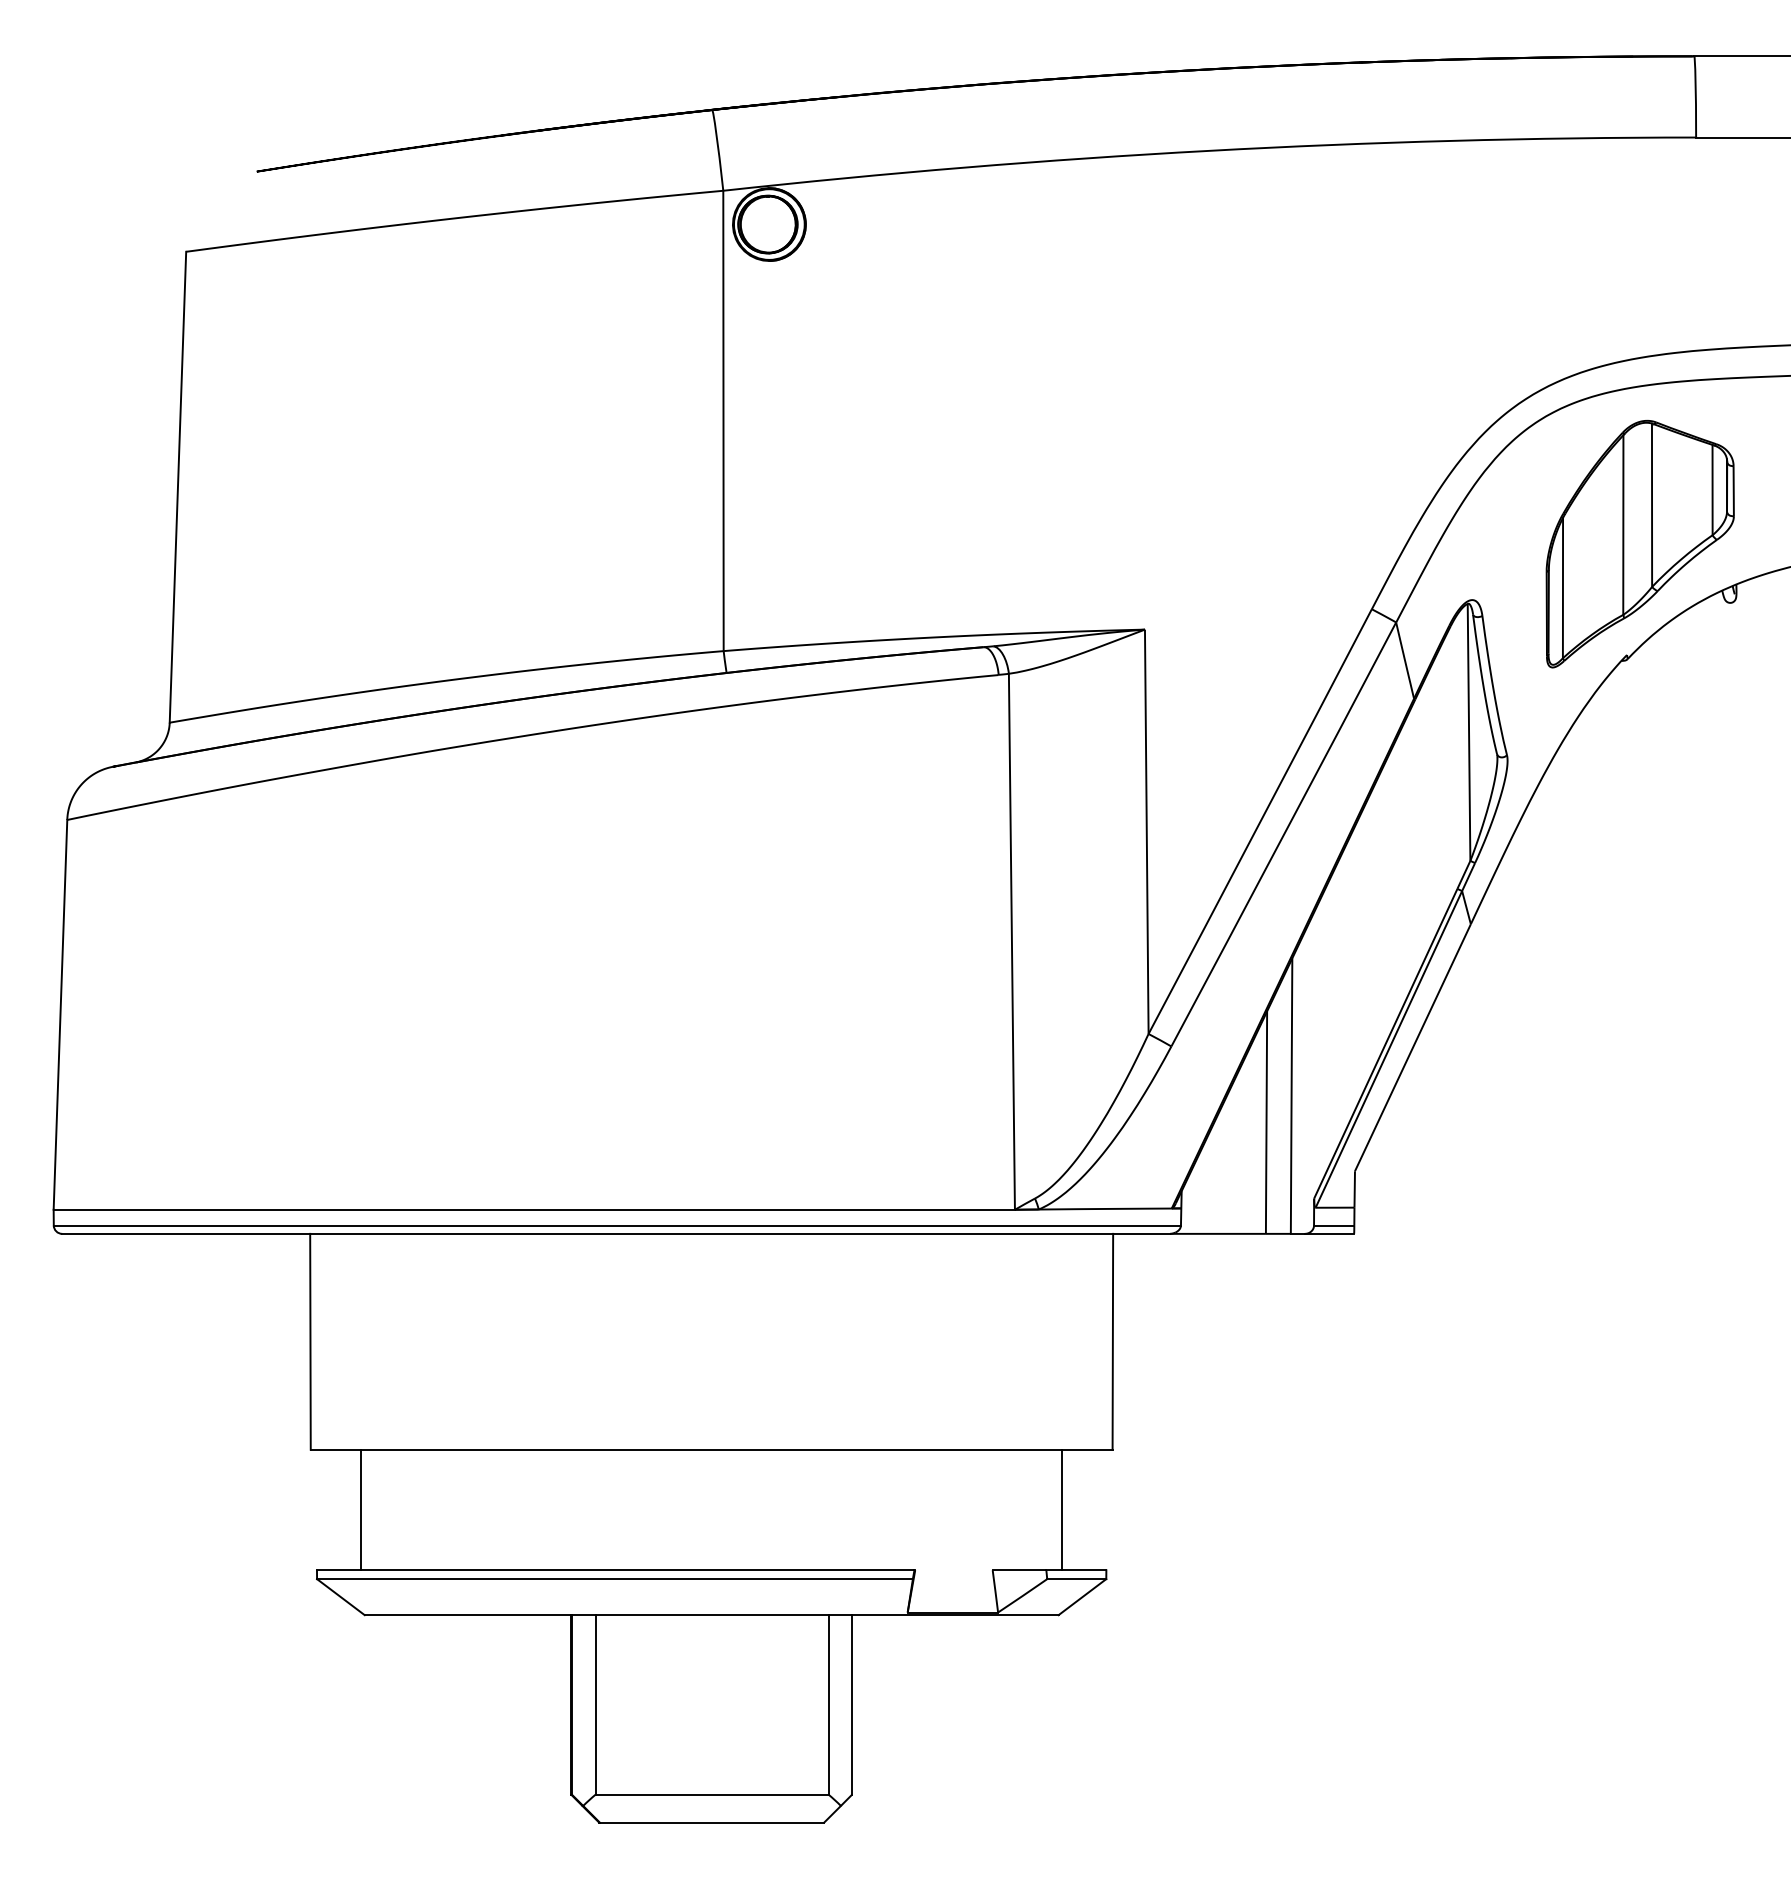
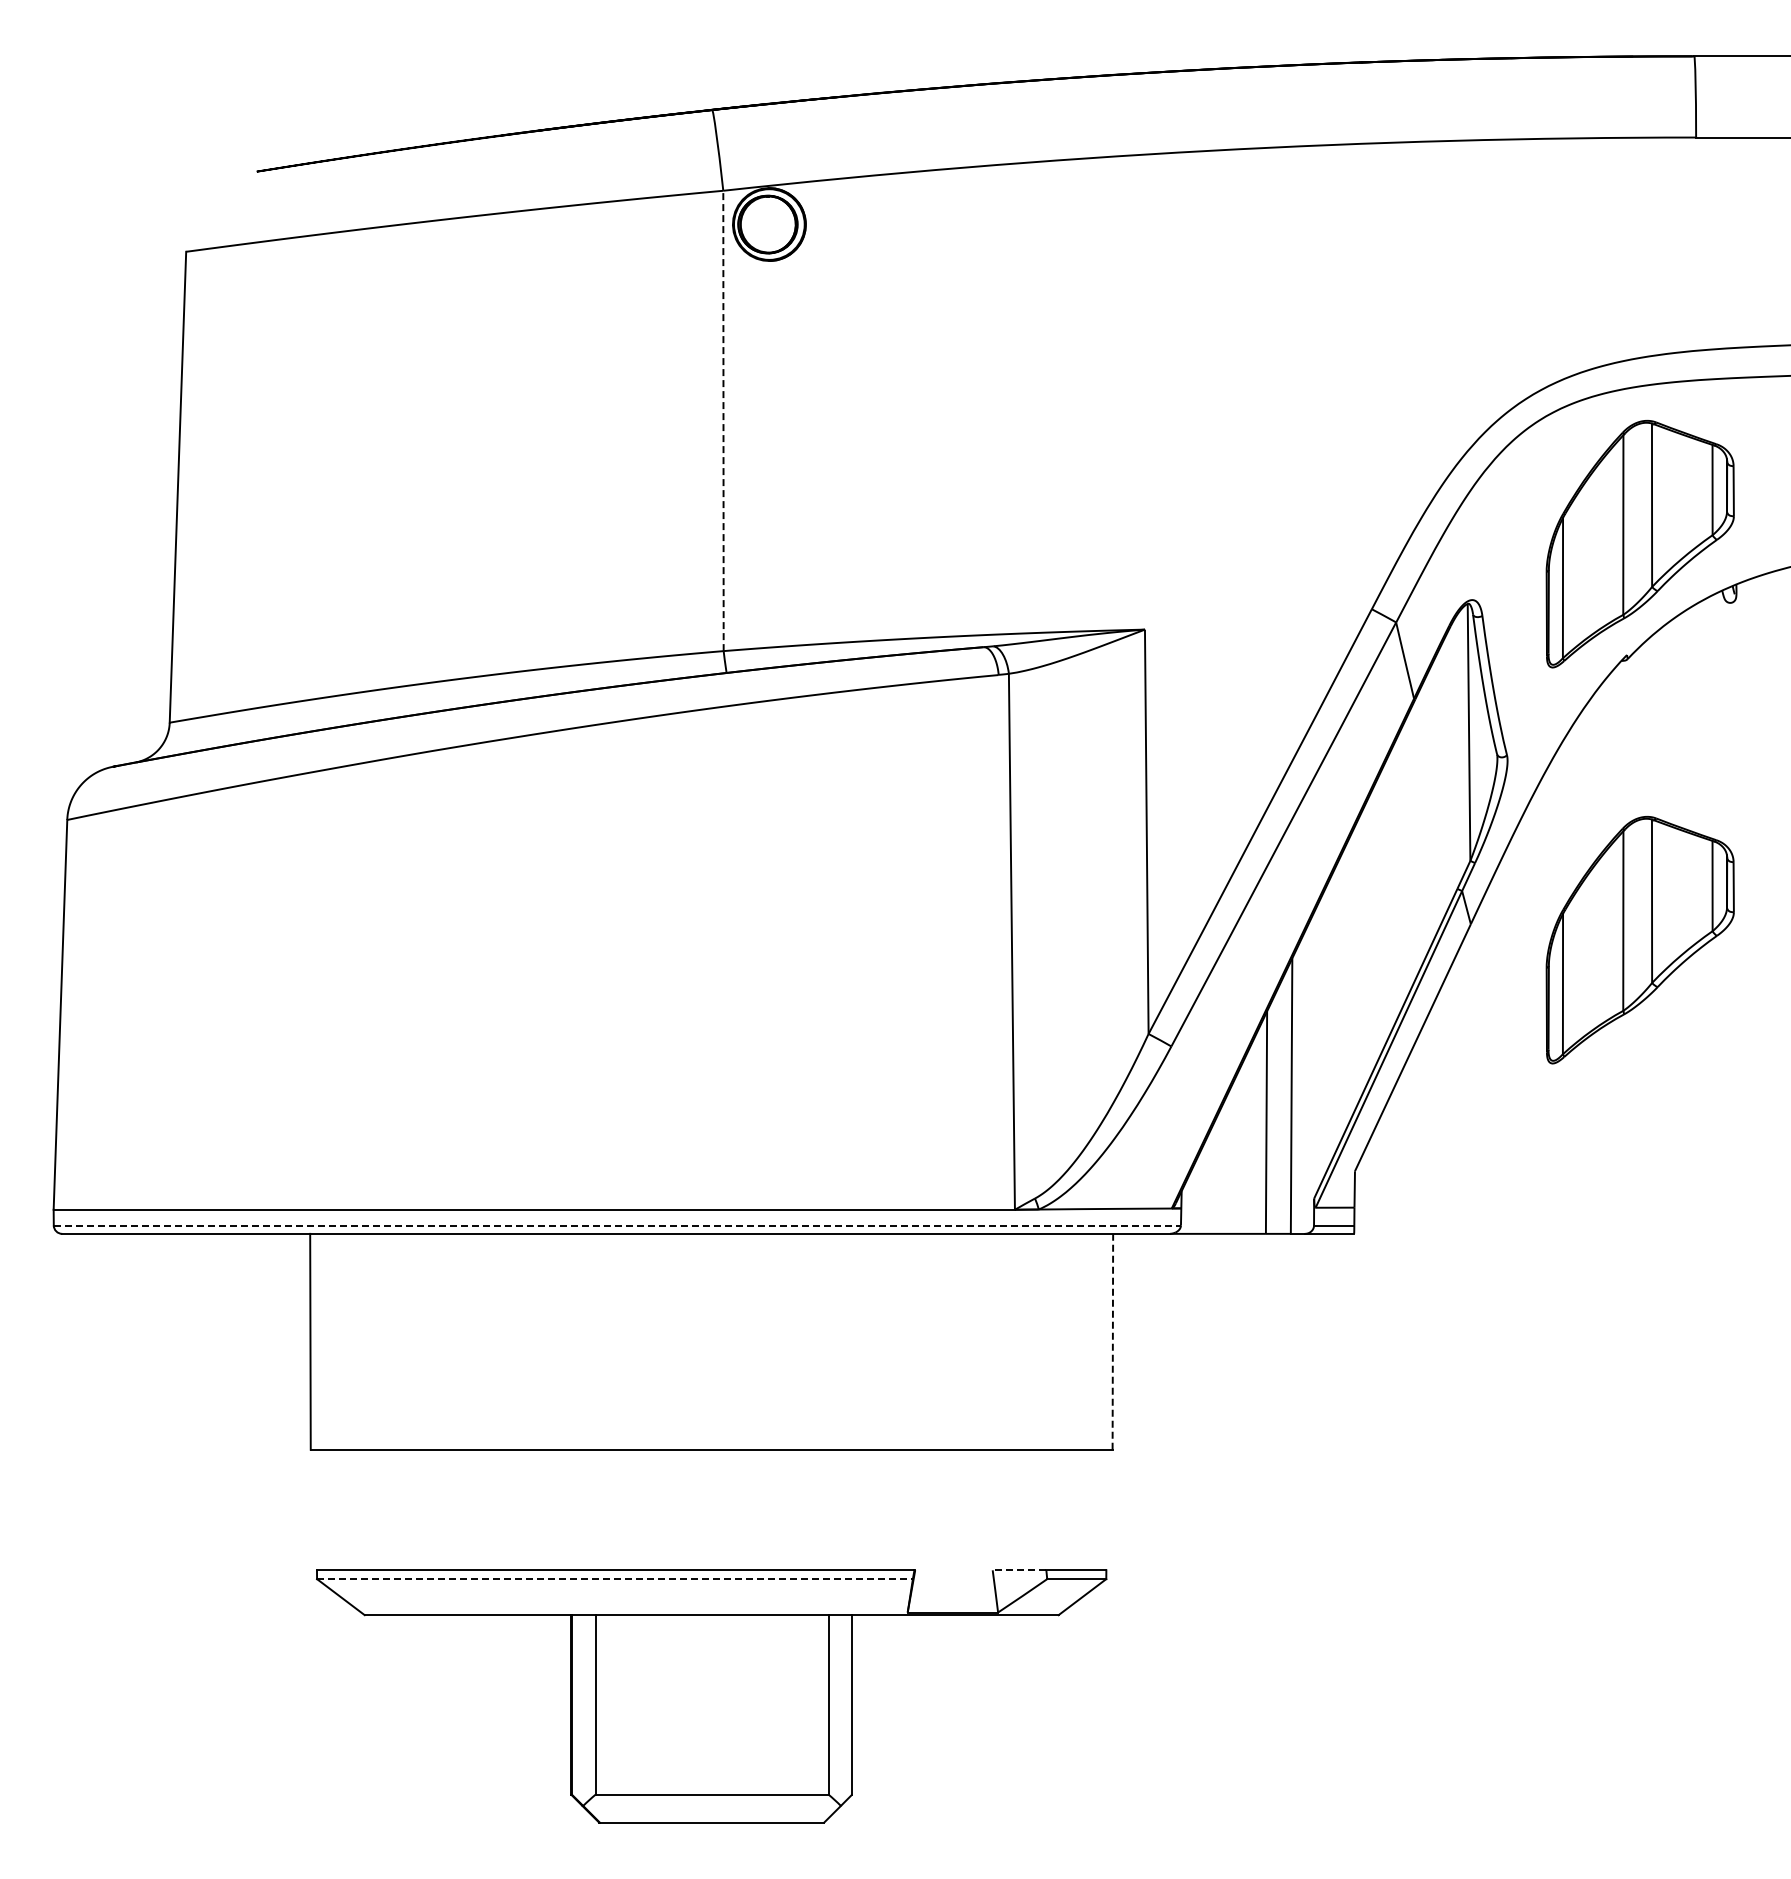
line: solid -> dashed (723, 420)
part: none -> present (1639, 940)
line: solid -> dashed (617, 1225)
line: solid -> dashed (1112, 1341)
line: present -> none (361, 1509)
line: present -> none (1062, 1509)
line: solid -> dashed (1019, 1570)
line: solid -> dashed (614, 1579)
